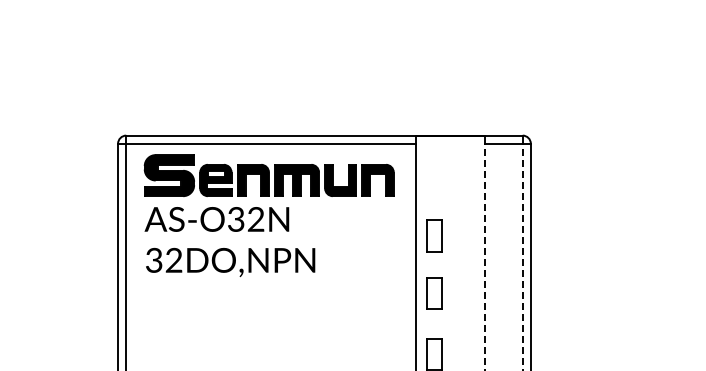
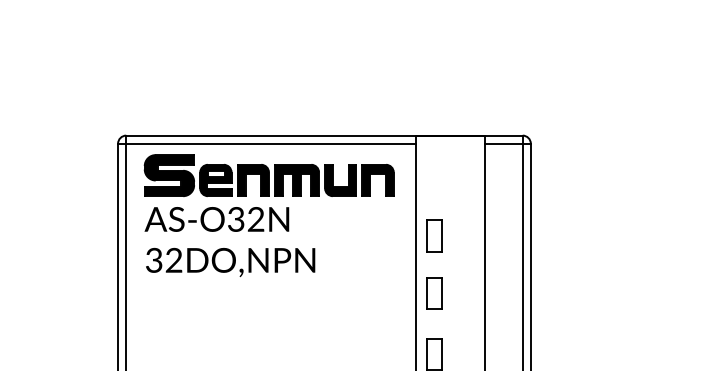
line: dashed -> solid (485, 256)
line: dashed -> solid (522, 256)
